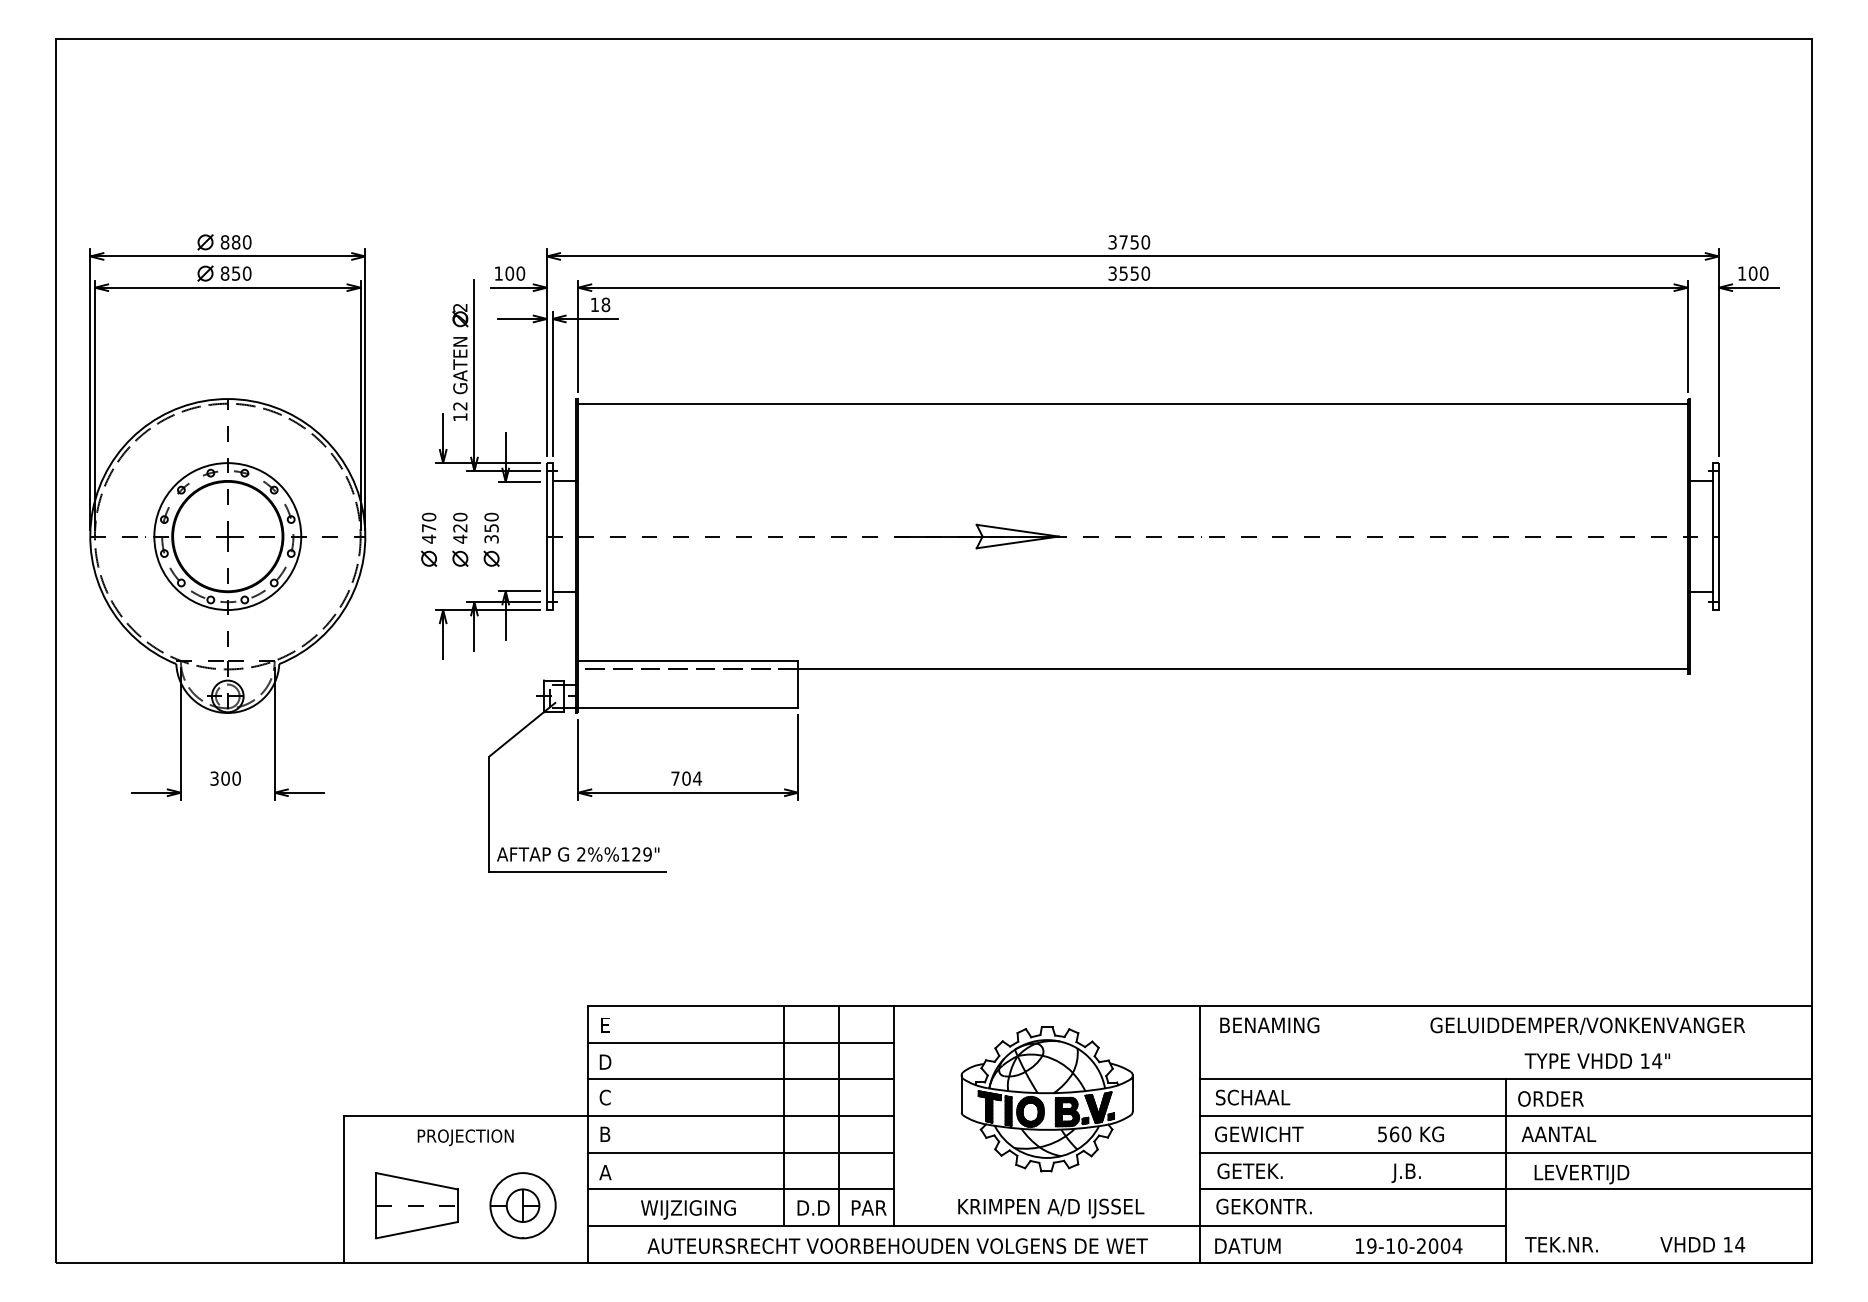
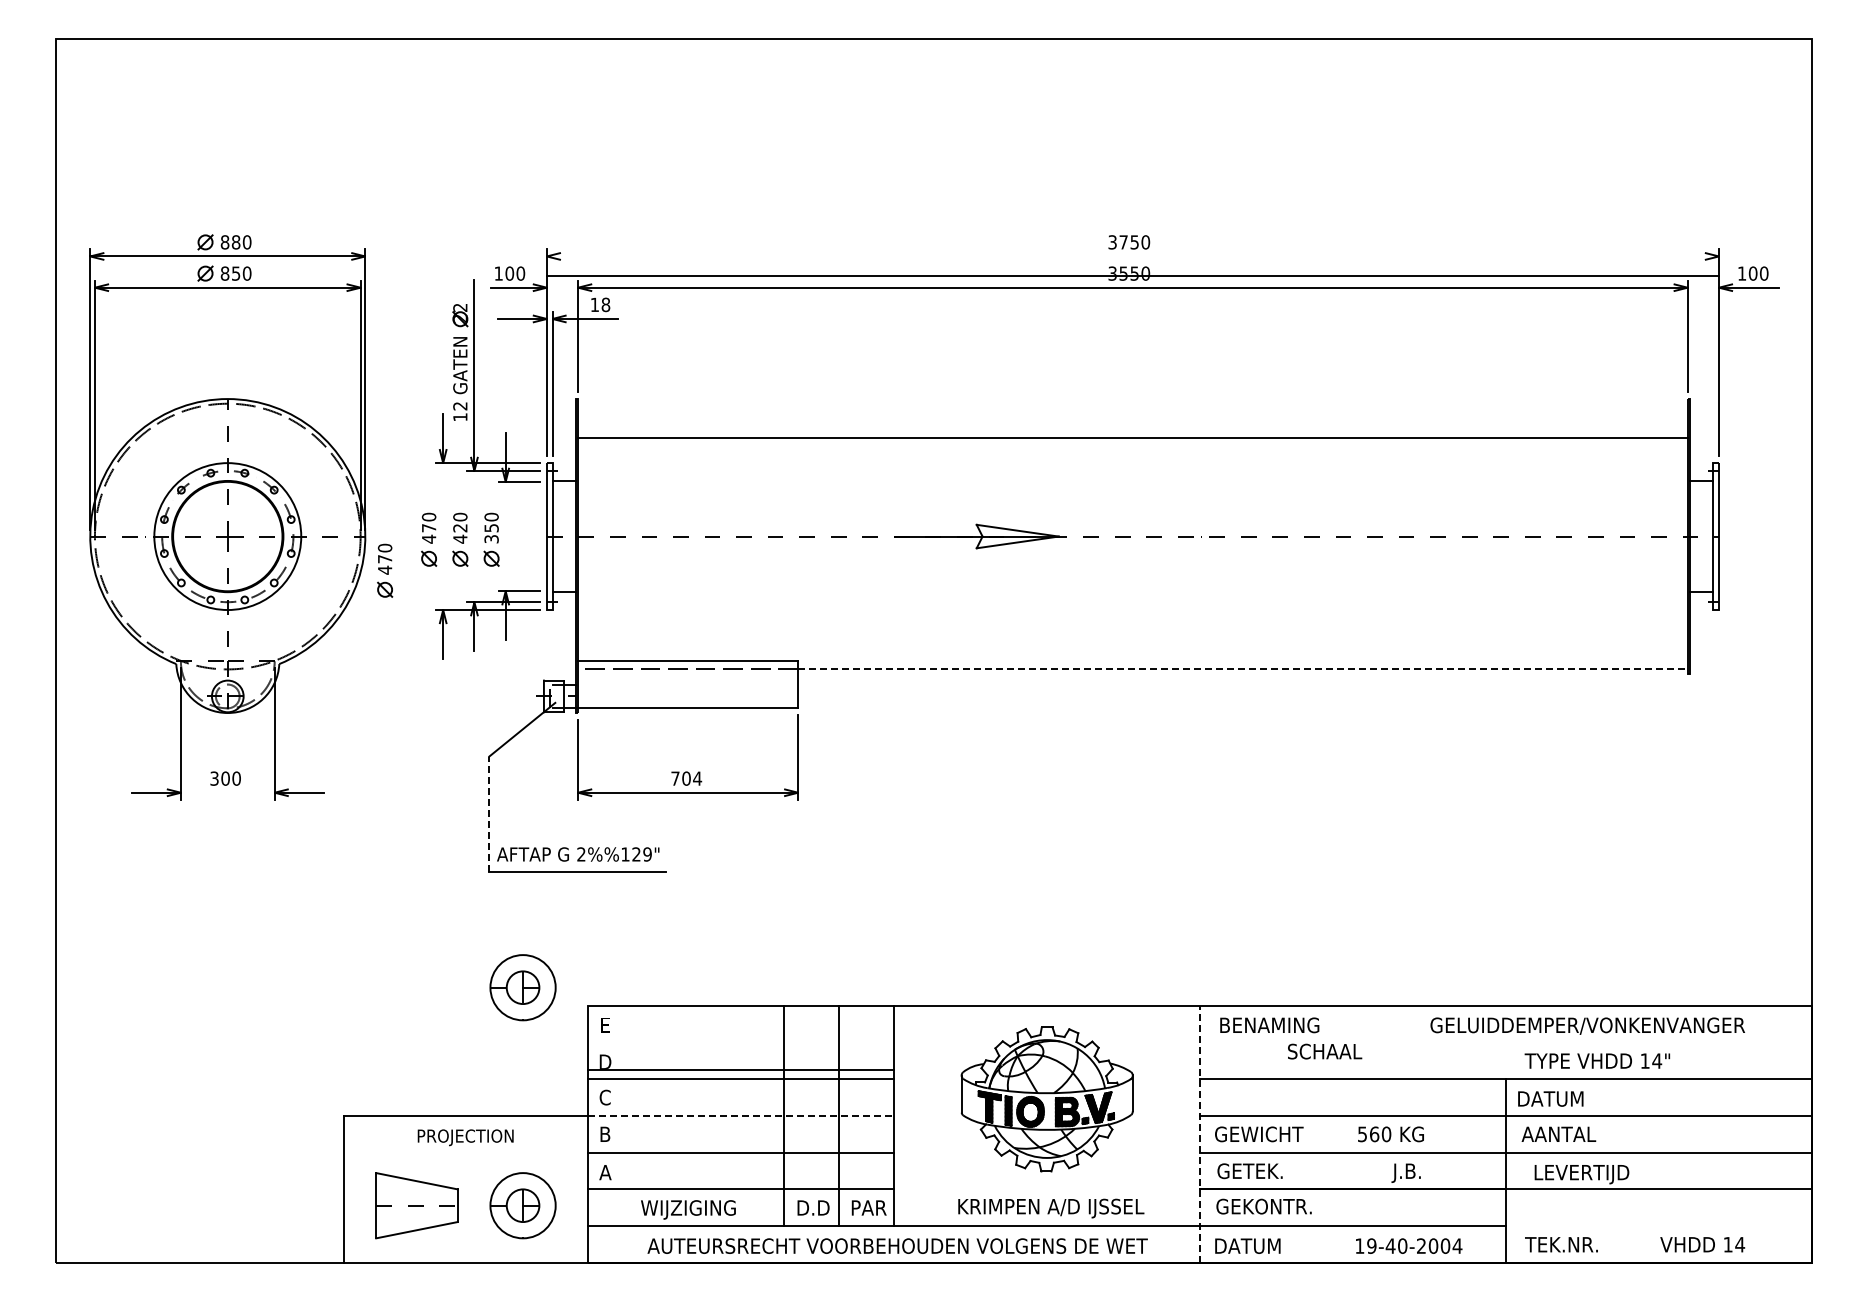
line position: (1132, 256) -> (1132, 276) (1132, 276)
line position: (1132, 403) -> (1132, 437) (1132, 437)
part: none -> present (385, 570)
line: solid -> dashed (1242, 669)
line: solid -> dashed (489, 814)
part: none -> present (522, 987)
line position: (741, 1042) -> (741, 1069) (741, 1069)
text position: (1253, 1097) -> (1325, 1051) (1325, 1051)
text: ORDER -> DATUM (1550, 1098)
line: solid -> dashed (741, 1115)
line: solid -> dashed (1200, 1133)
text position: (1410, 1134) -> (1390, 1134) (1390, 1134)
text: 19-10-2004 -> 19-40-2004 (1390, 1245)
